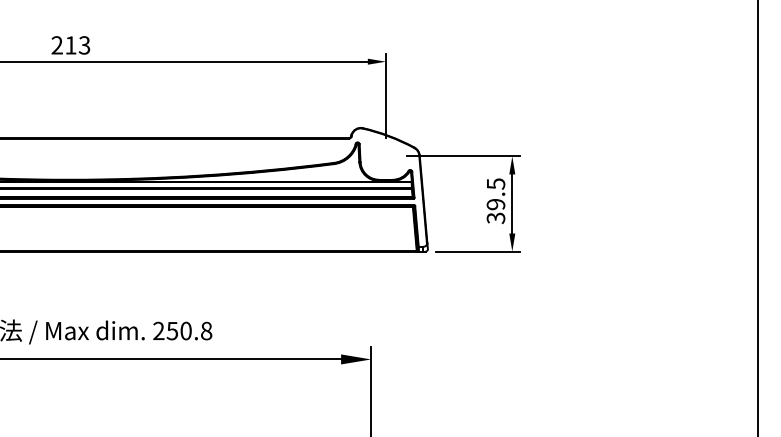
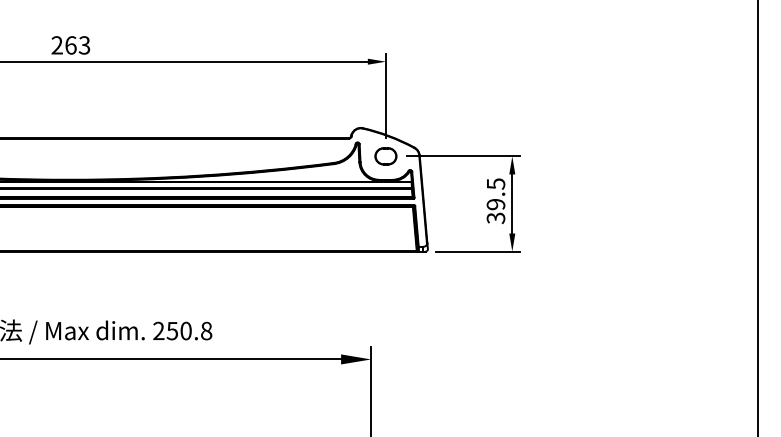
text: 213 -> 263 (70, 45)
part: none -> present (385, 156)
